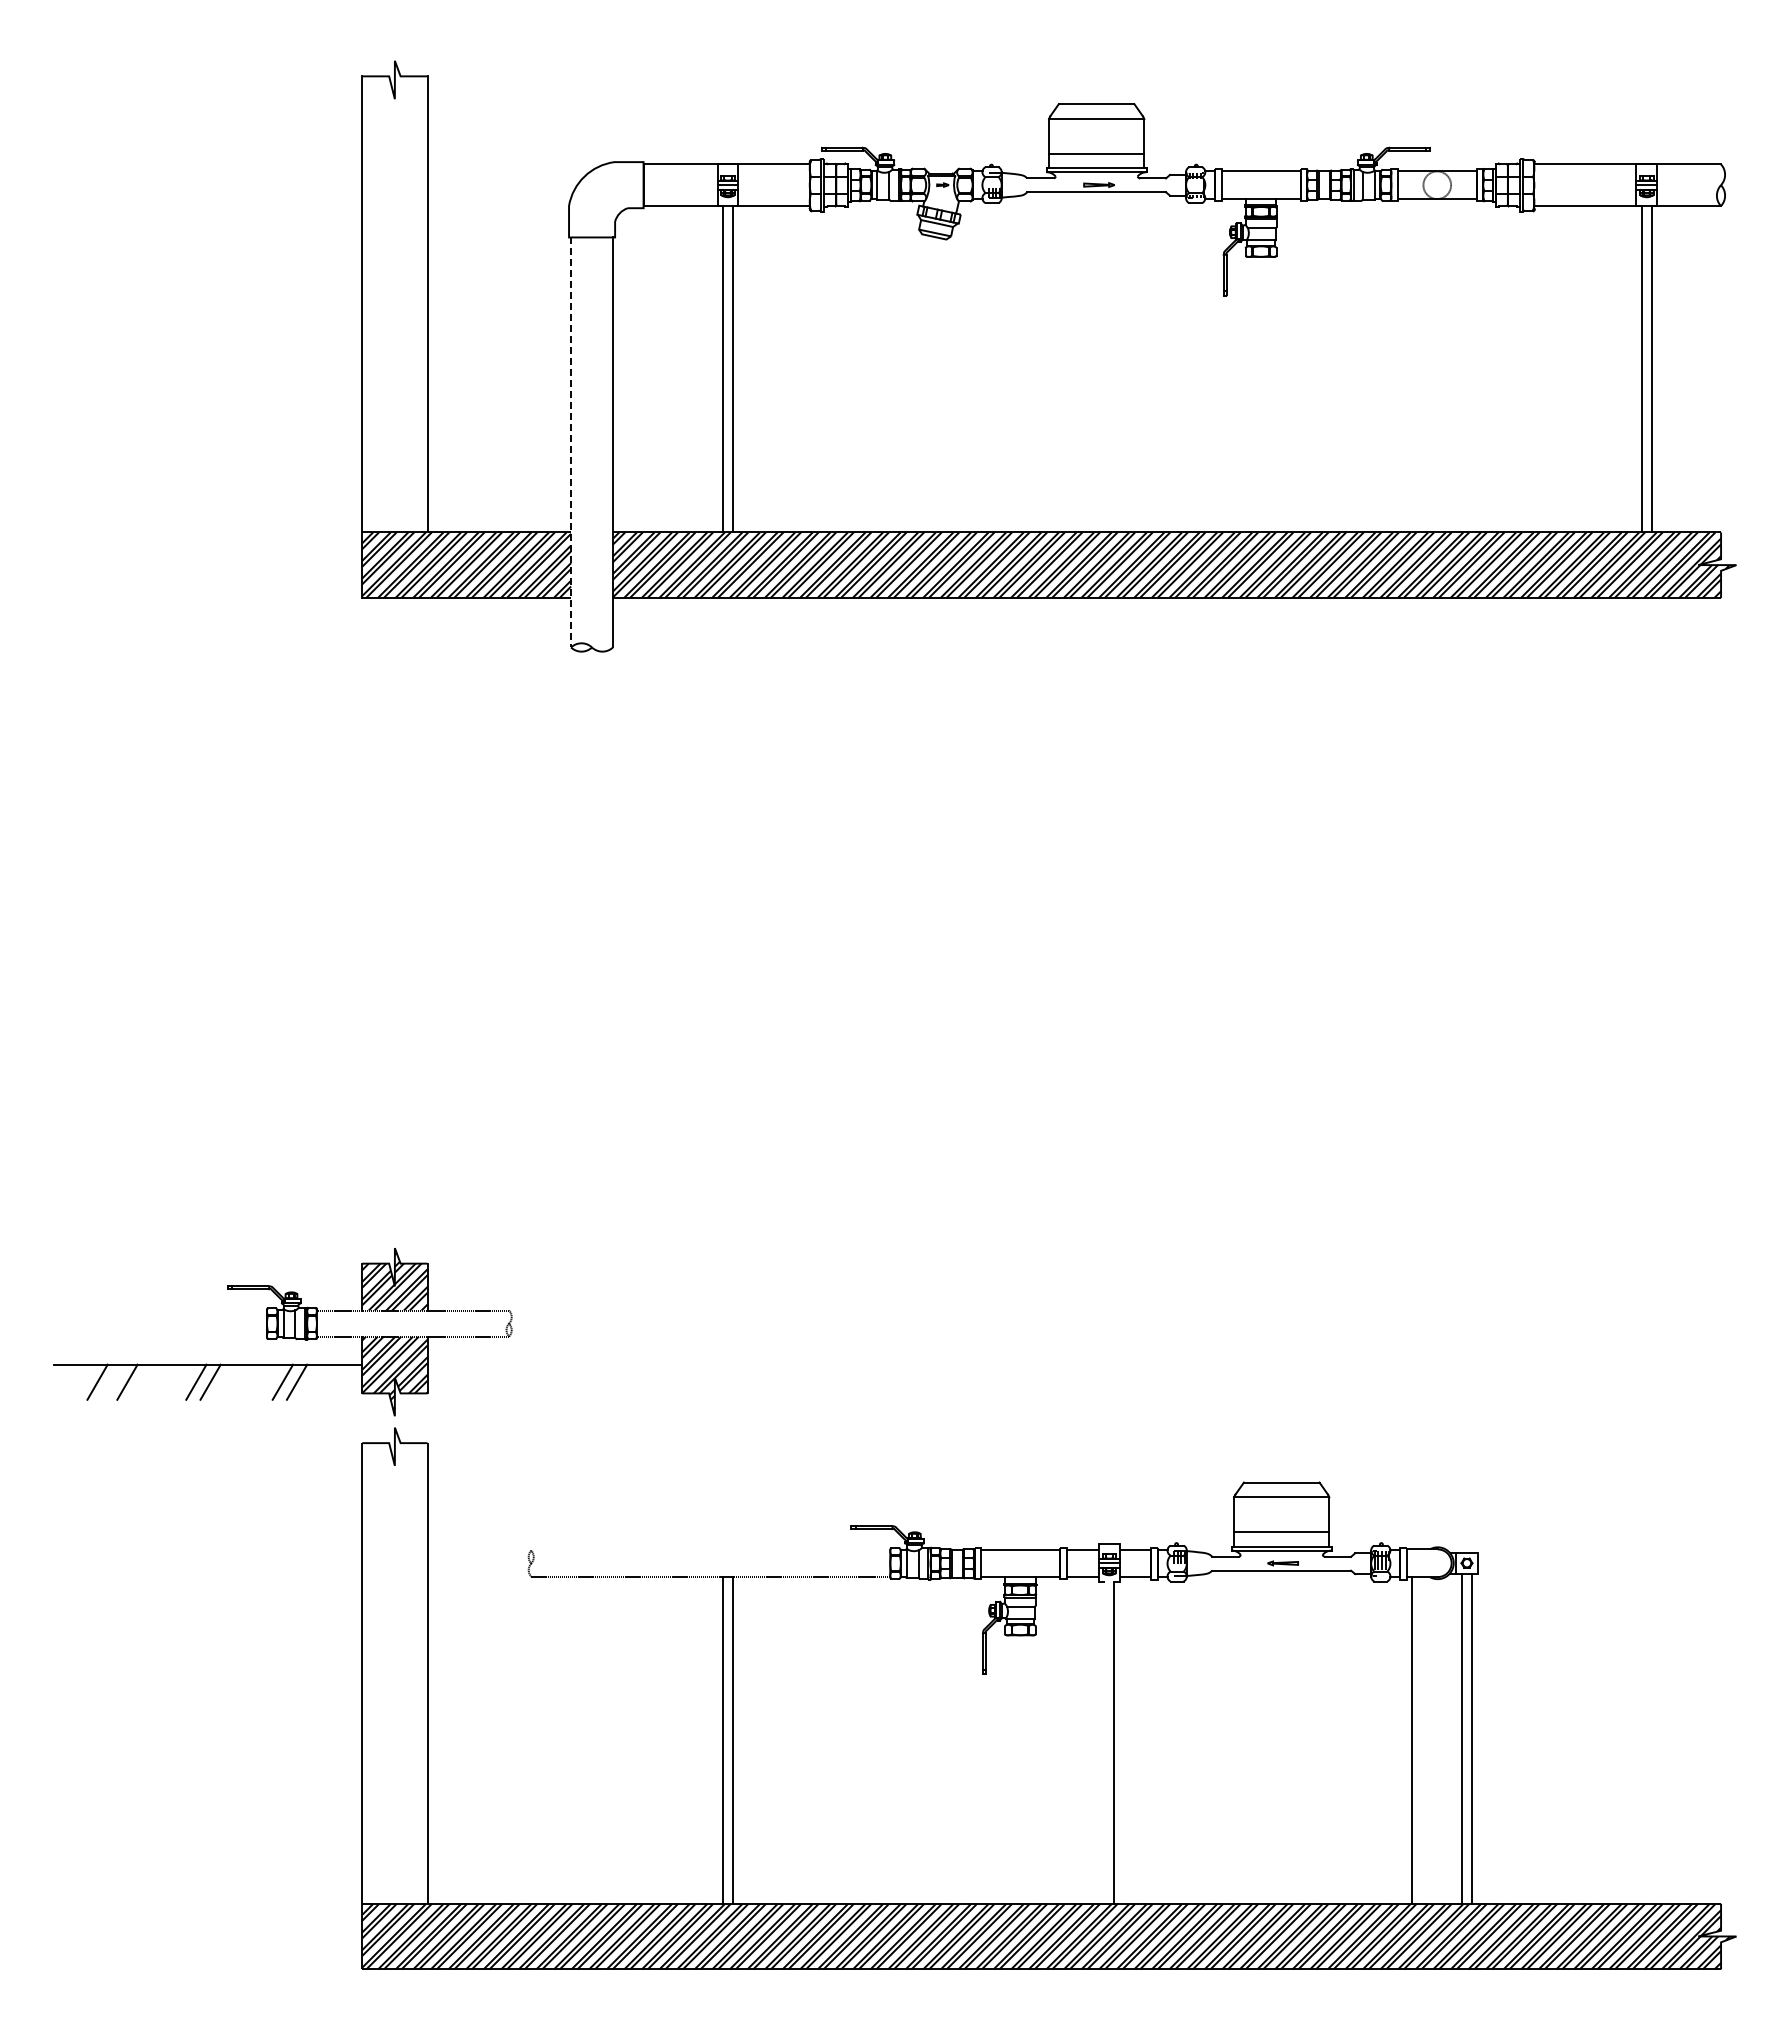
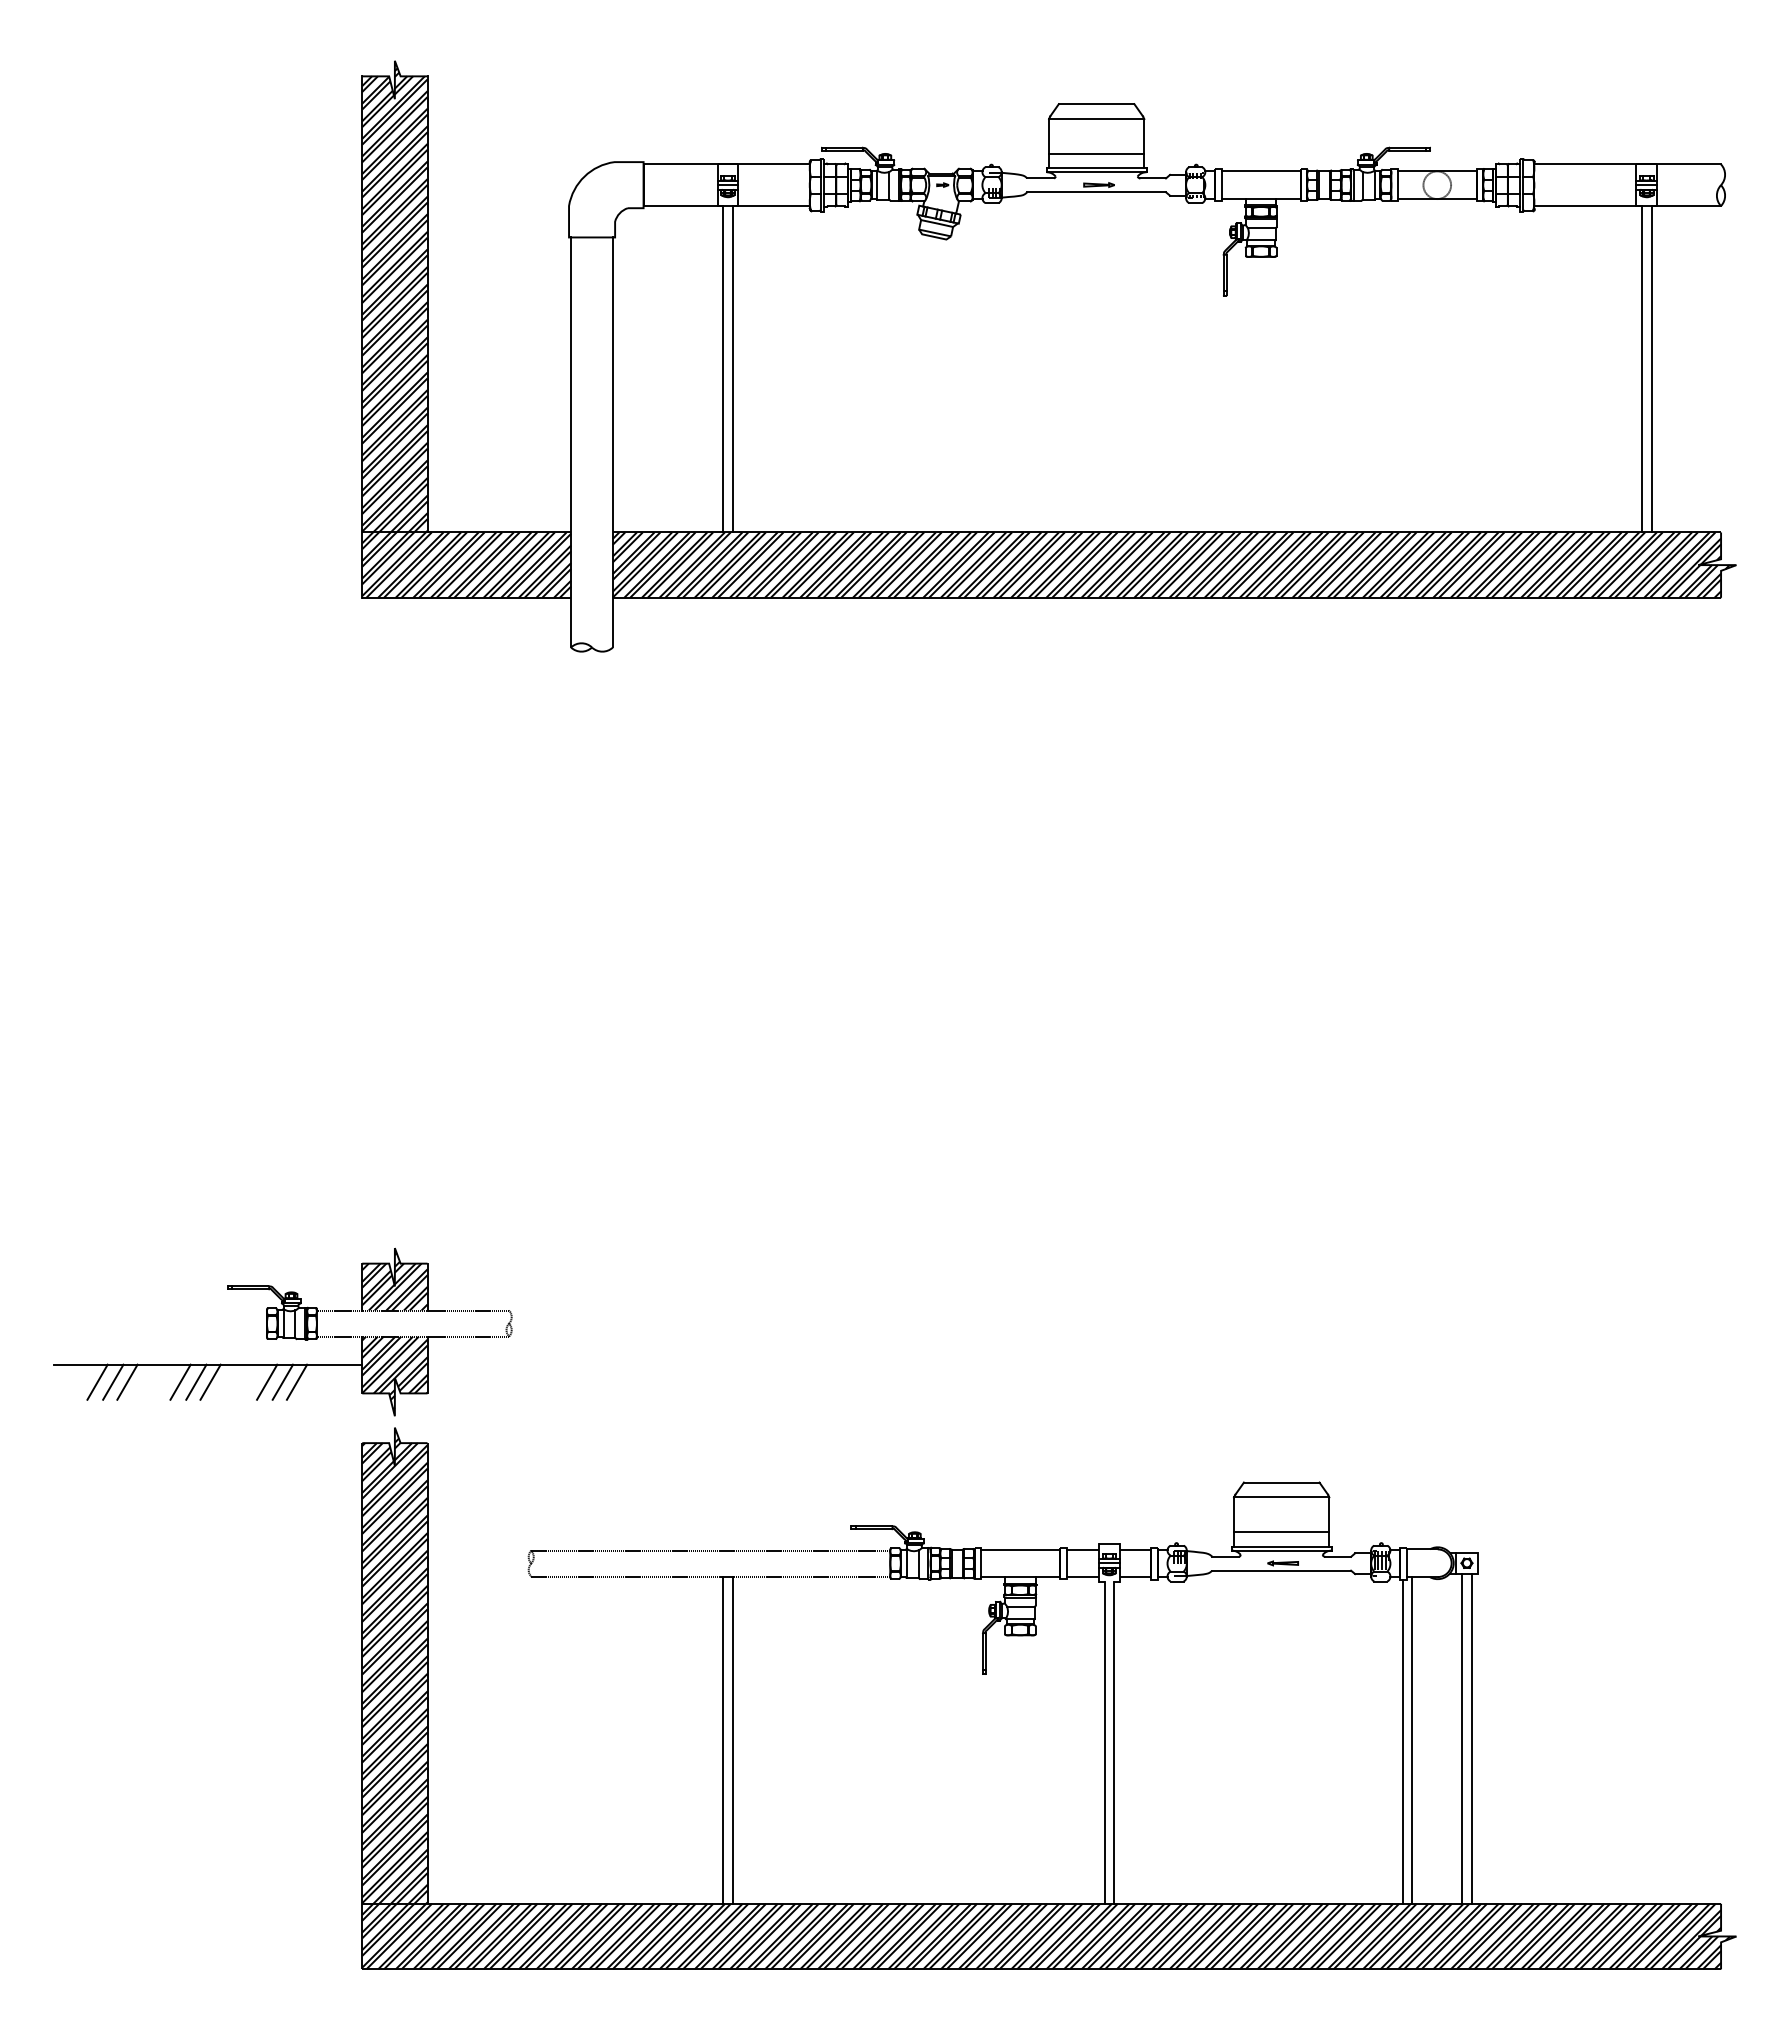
hatch: none -> present (394, 300)
line: dashed -> solid (571, 442)
line: none -> present (113, 1381)
line: none -> present (180, 1381)
line: none -> present (267, 1381)
line: none -> present (710, 1550)
hatch: none -> present (394, 1666)
line: none -> present (1403, 1741)
line: none -> present (1104, 1742)
